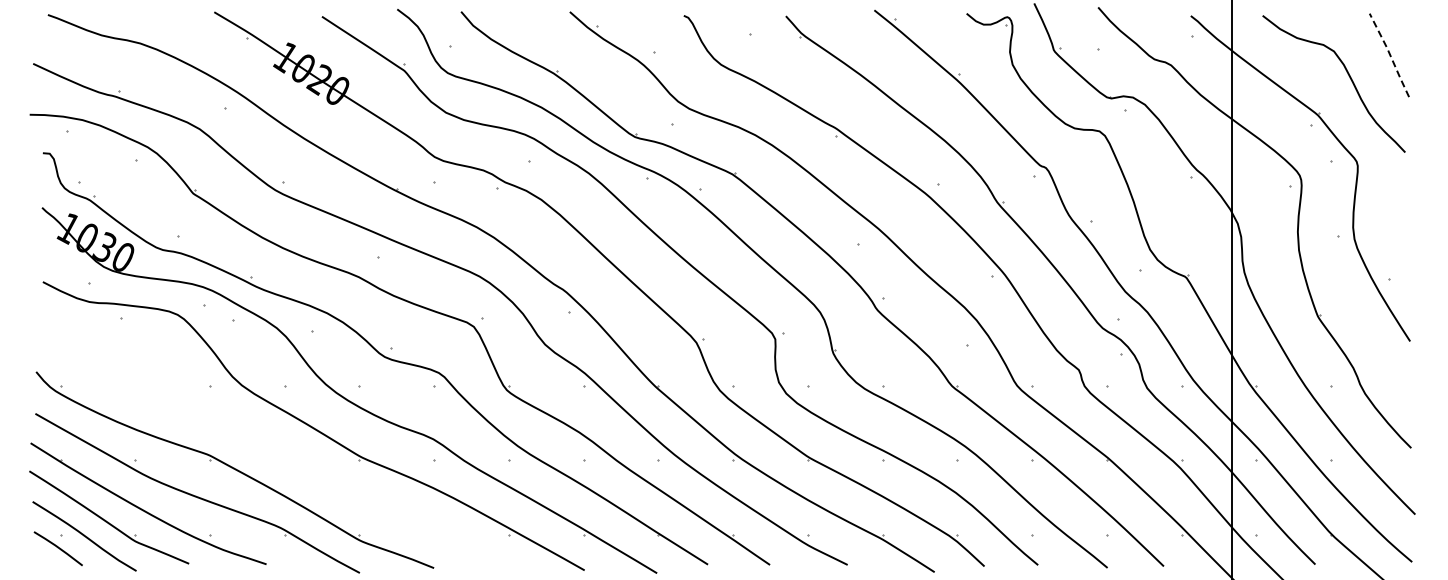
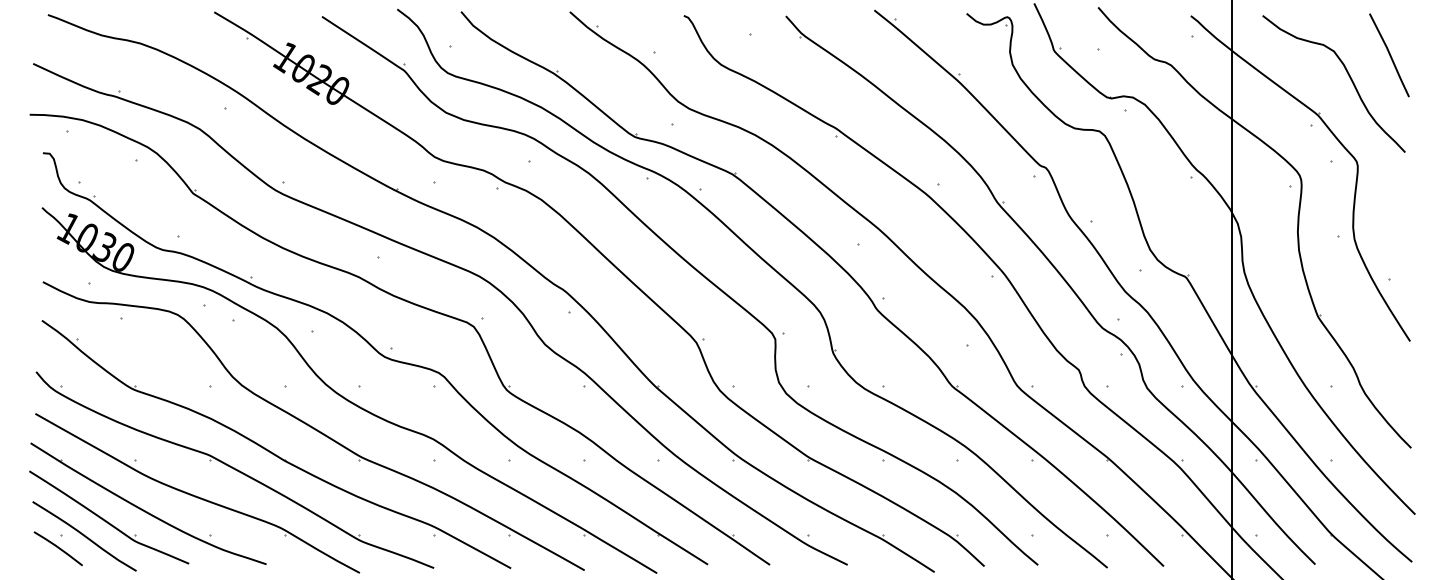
line: dashed -> solid (1390, 54)
part: none -> present (273, 452)
